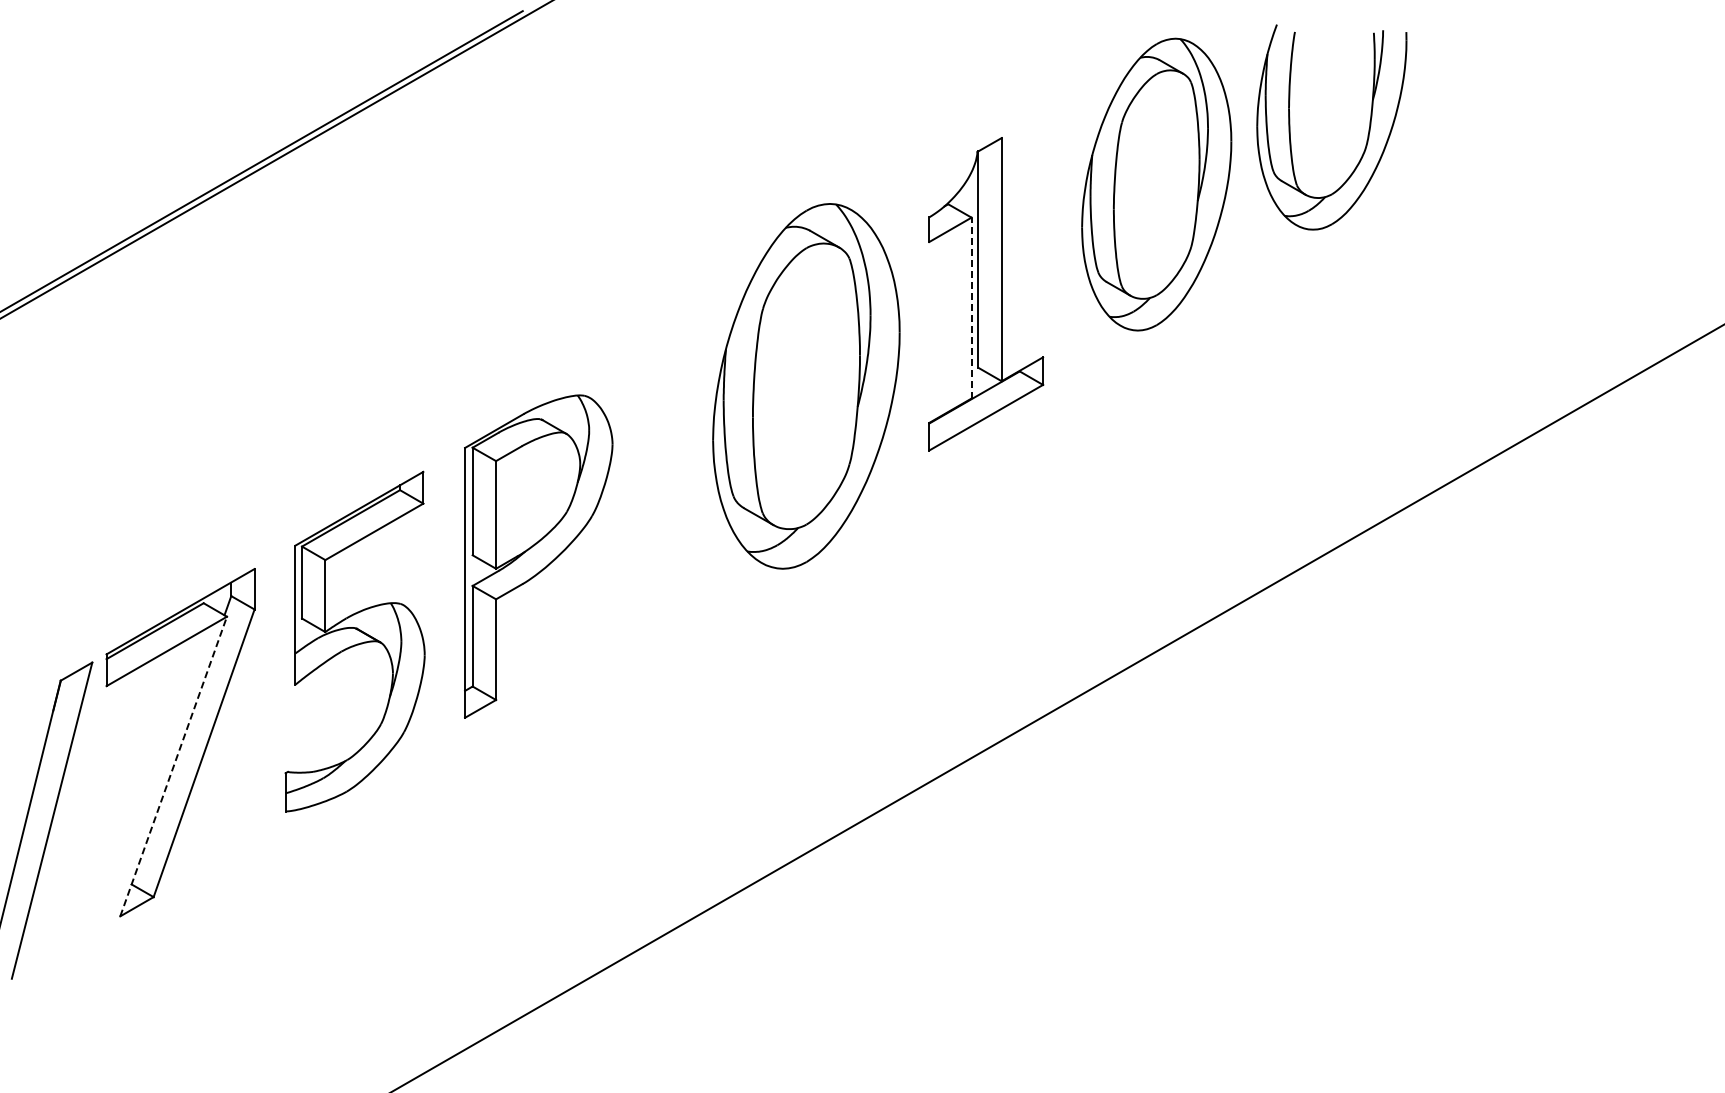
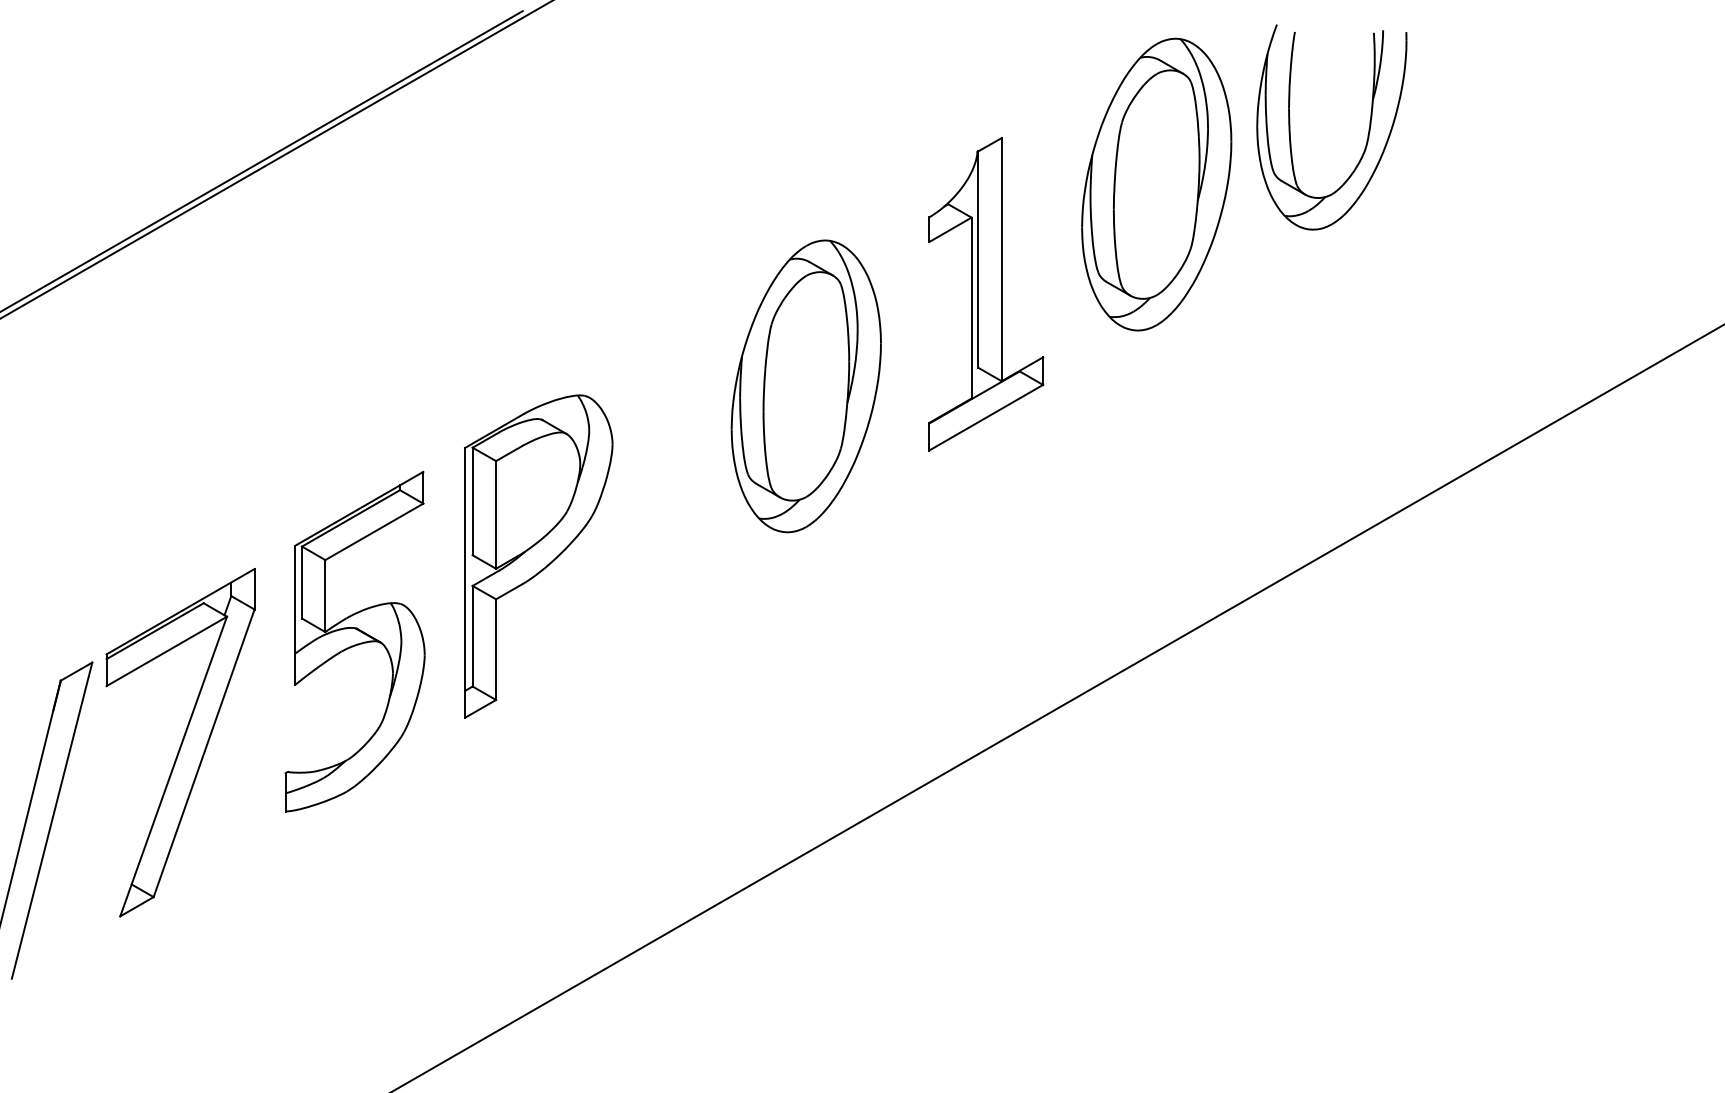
line: dashed -> solid (971, 307)
part size: 189x367 px -> 152x295 px (805, 386)
line: dashed -> solid (173, 766)
